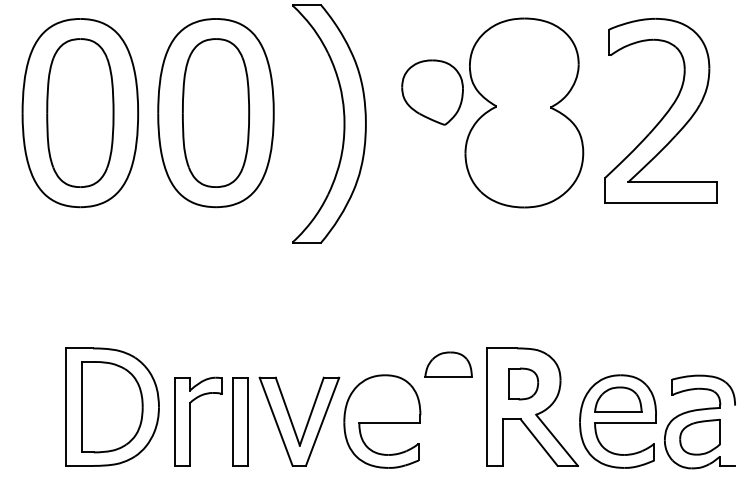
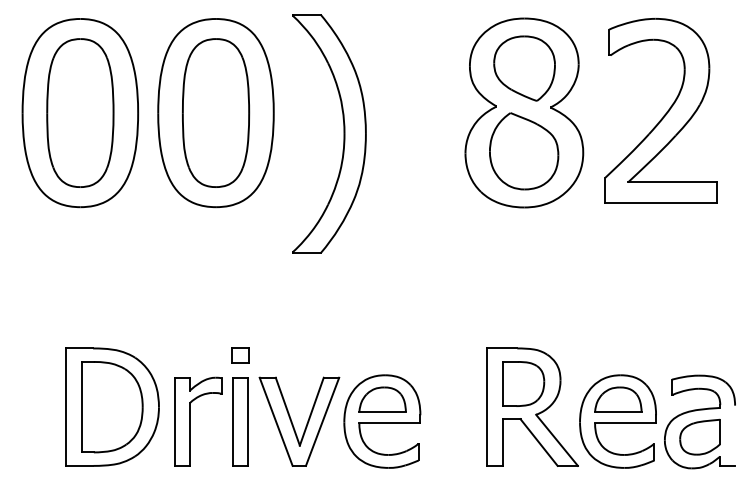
part position: (432, 92) -> (524, 68) (524, 68)
part position: (343, 123) -> (343, 133) (343, 133)
part: none -> present (524, 151)
part: none -> present (240, 355)
part position: (448, 364) -> (382, 399) (382, 399)
part size: 32x34 px -> 44x46 px (523, 383)
